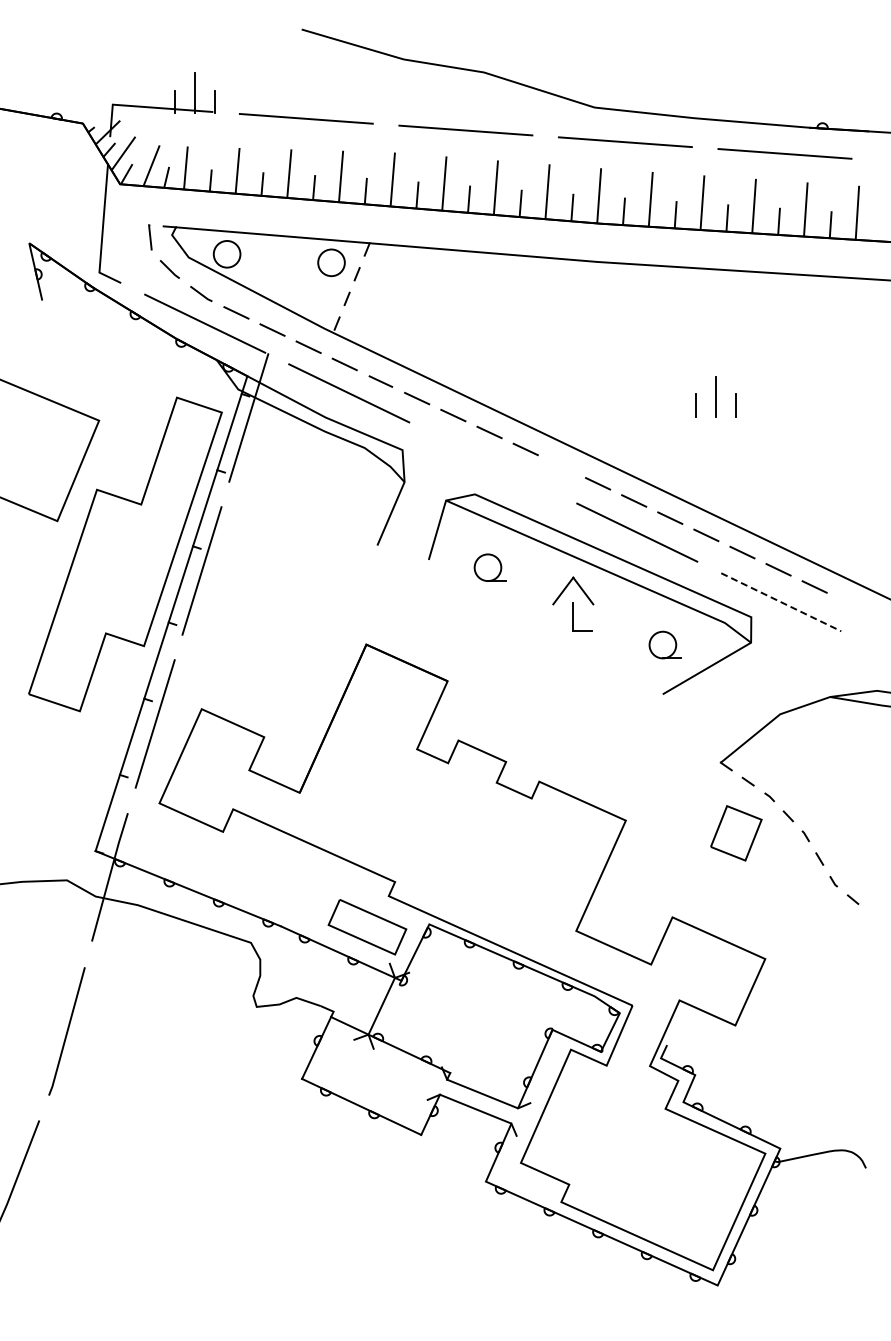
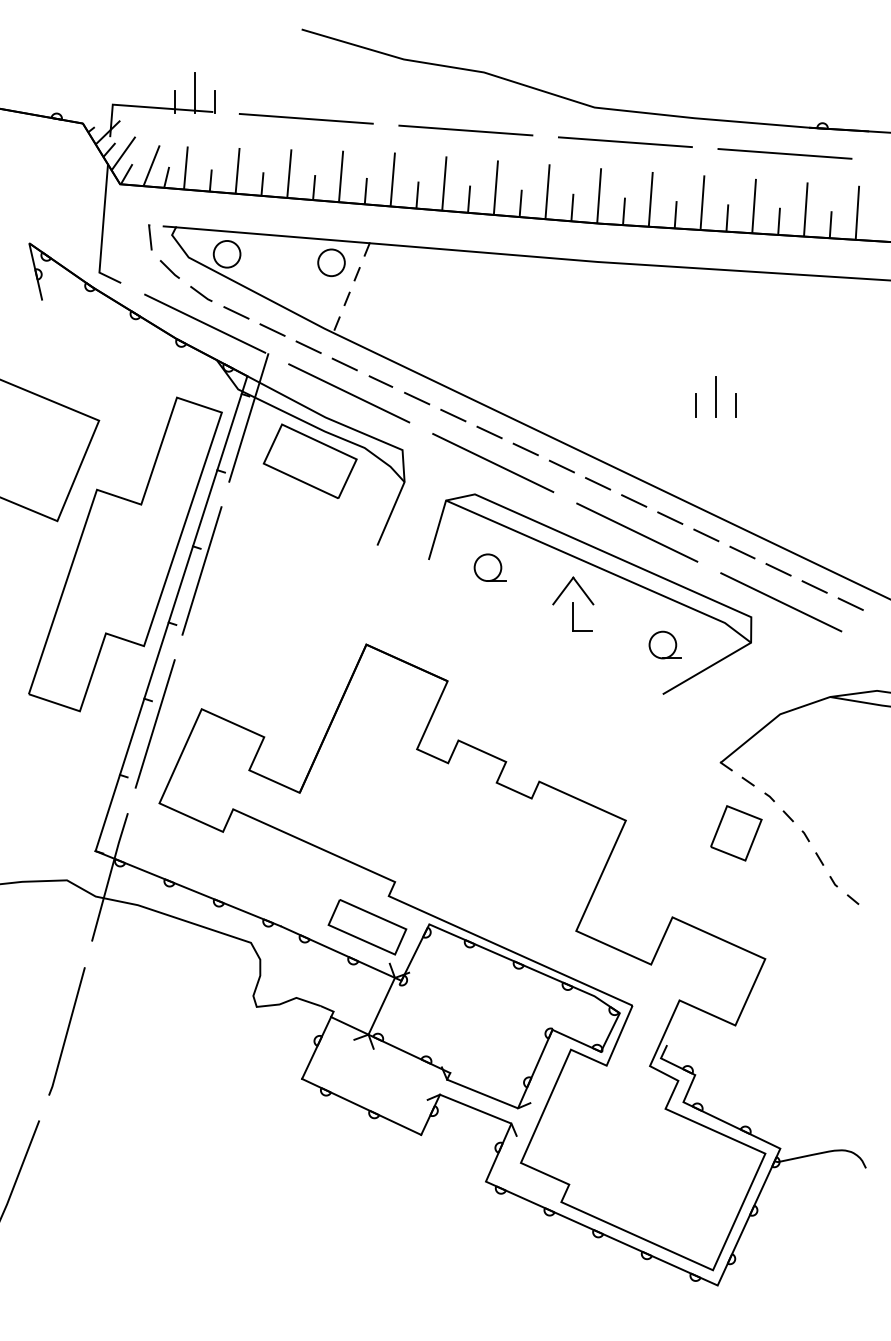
part: none -> present (309, 460)
line: none -> present (493, 462)
line: none -> present (561, 466)
line: dashed -> solid (781, 602)
line: none -> present (850, 603)
